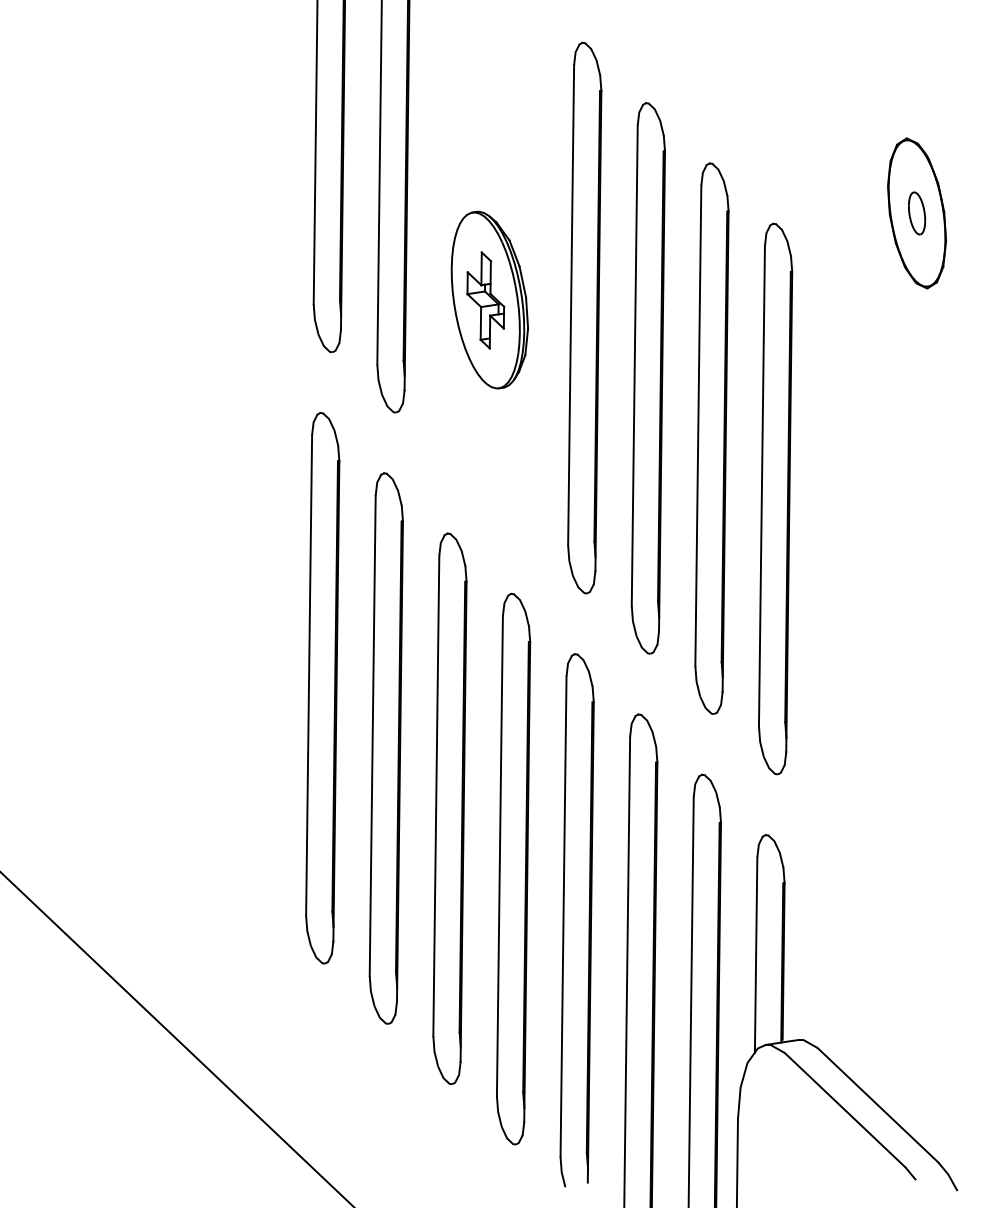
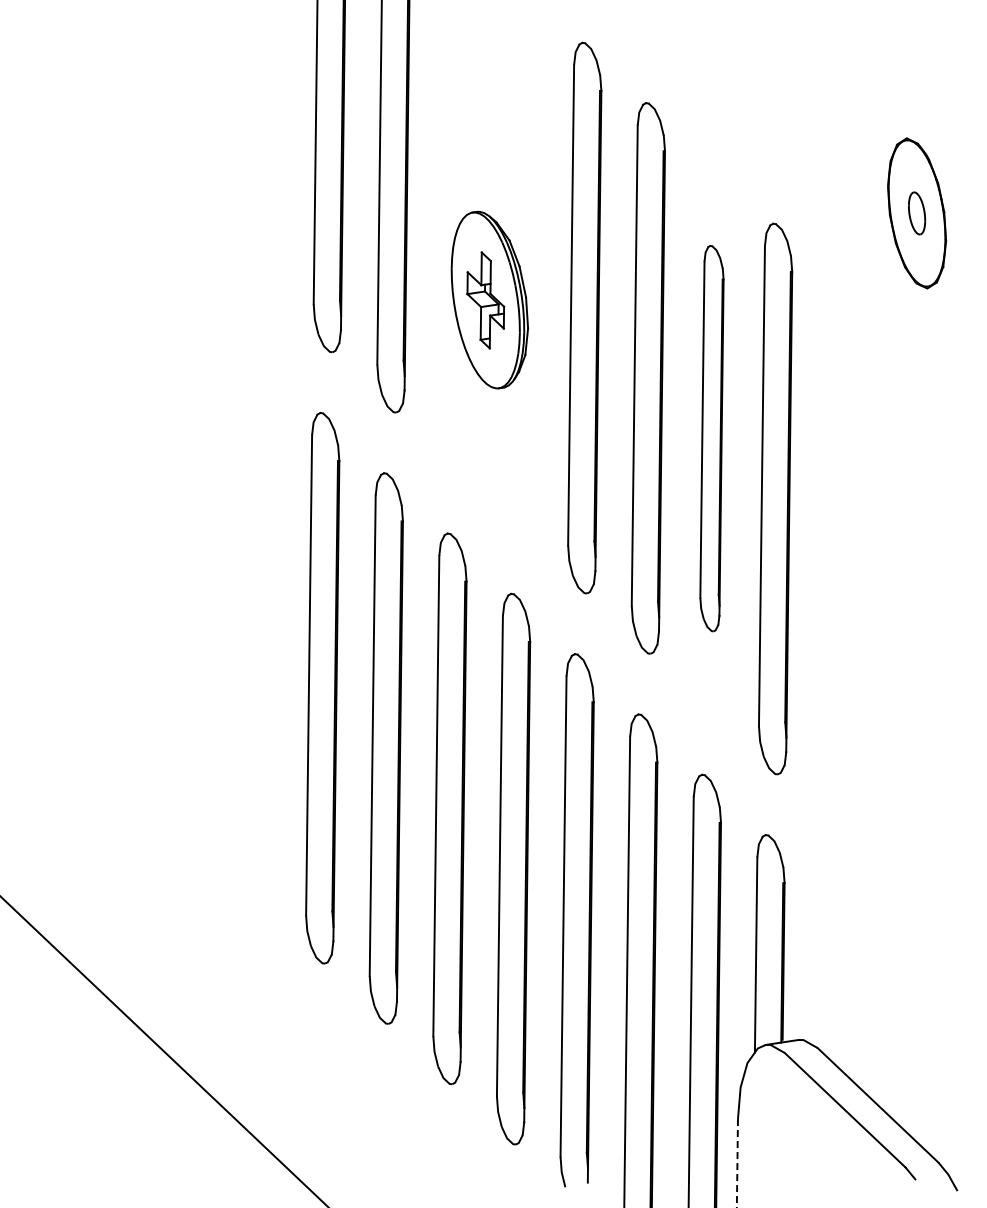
part size: 36x553 px -> 26x388 px (711, 438)
line position: (176, 1038) -> (163, 1051) (163, 1051)
line: solid -> dashed (737, 1163)
